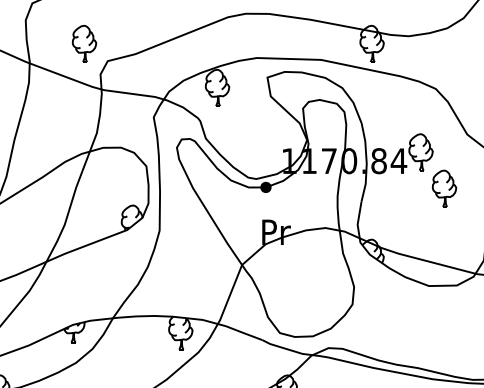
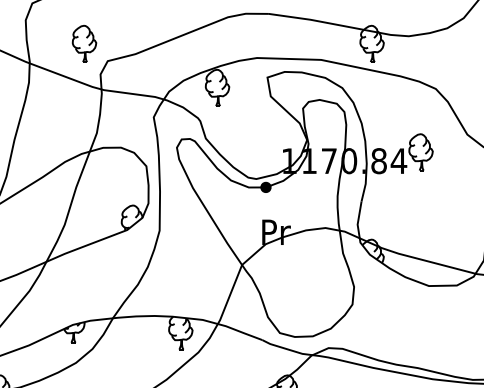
part: present -> none (444, 188)
